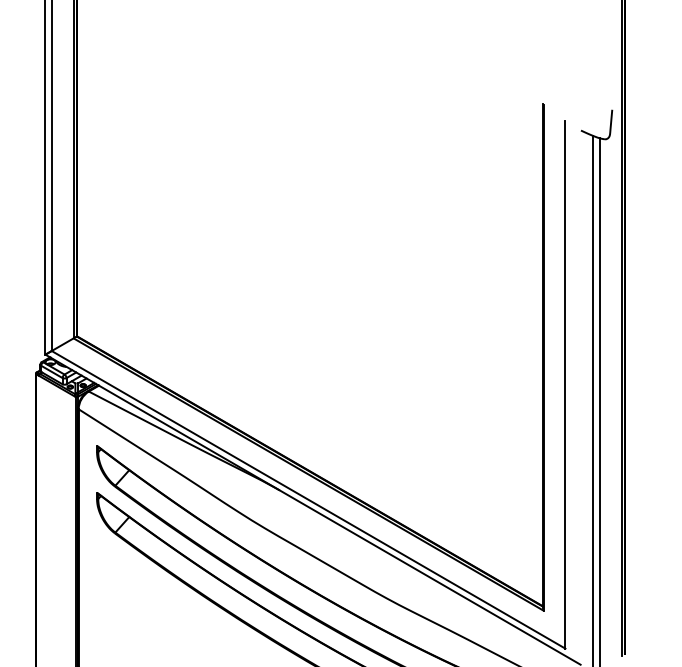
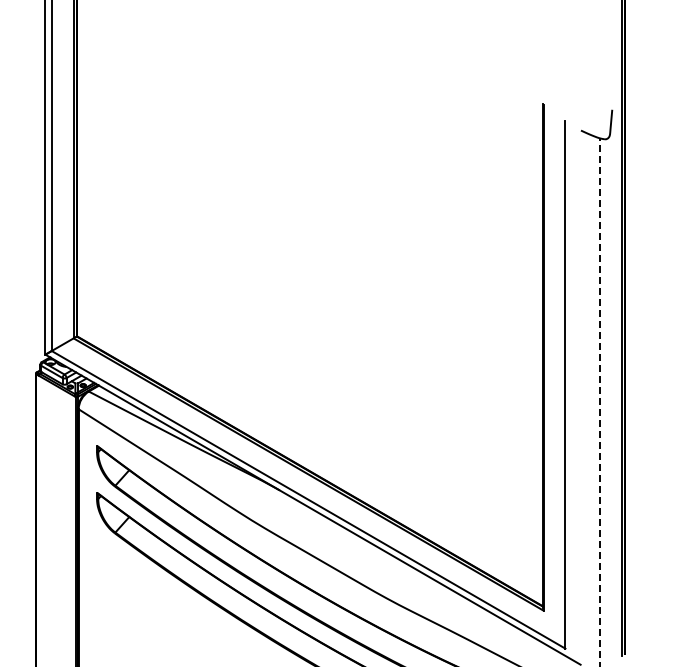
line: present -> none (593, 399)
line: solid -> dashed (599, 401)
